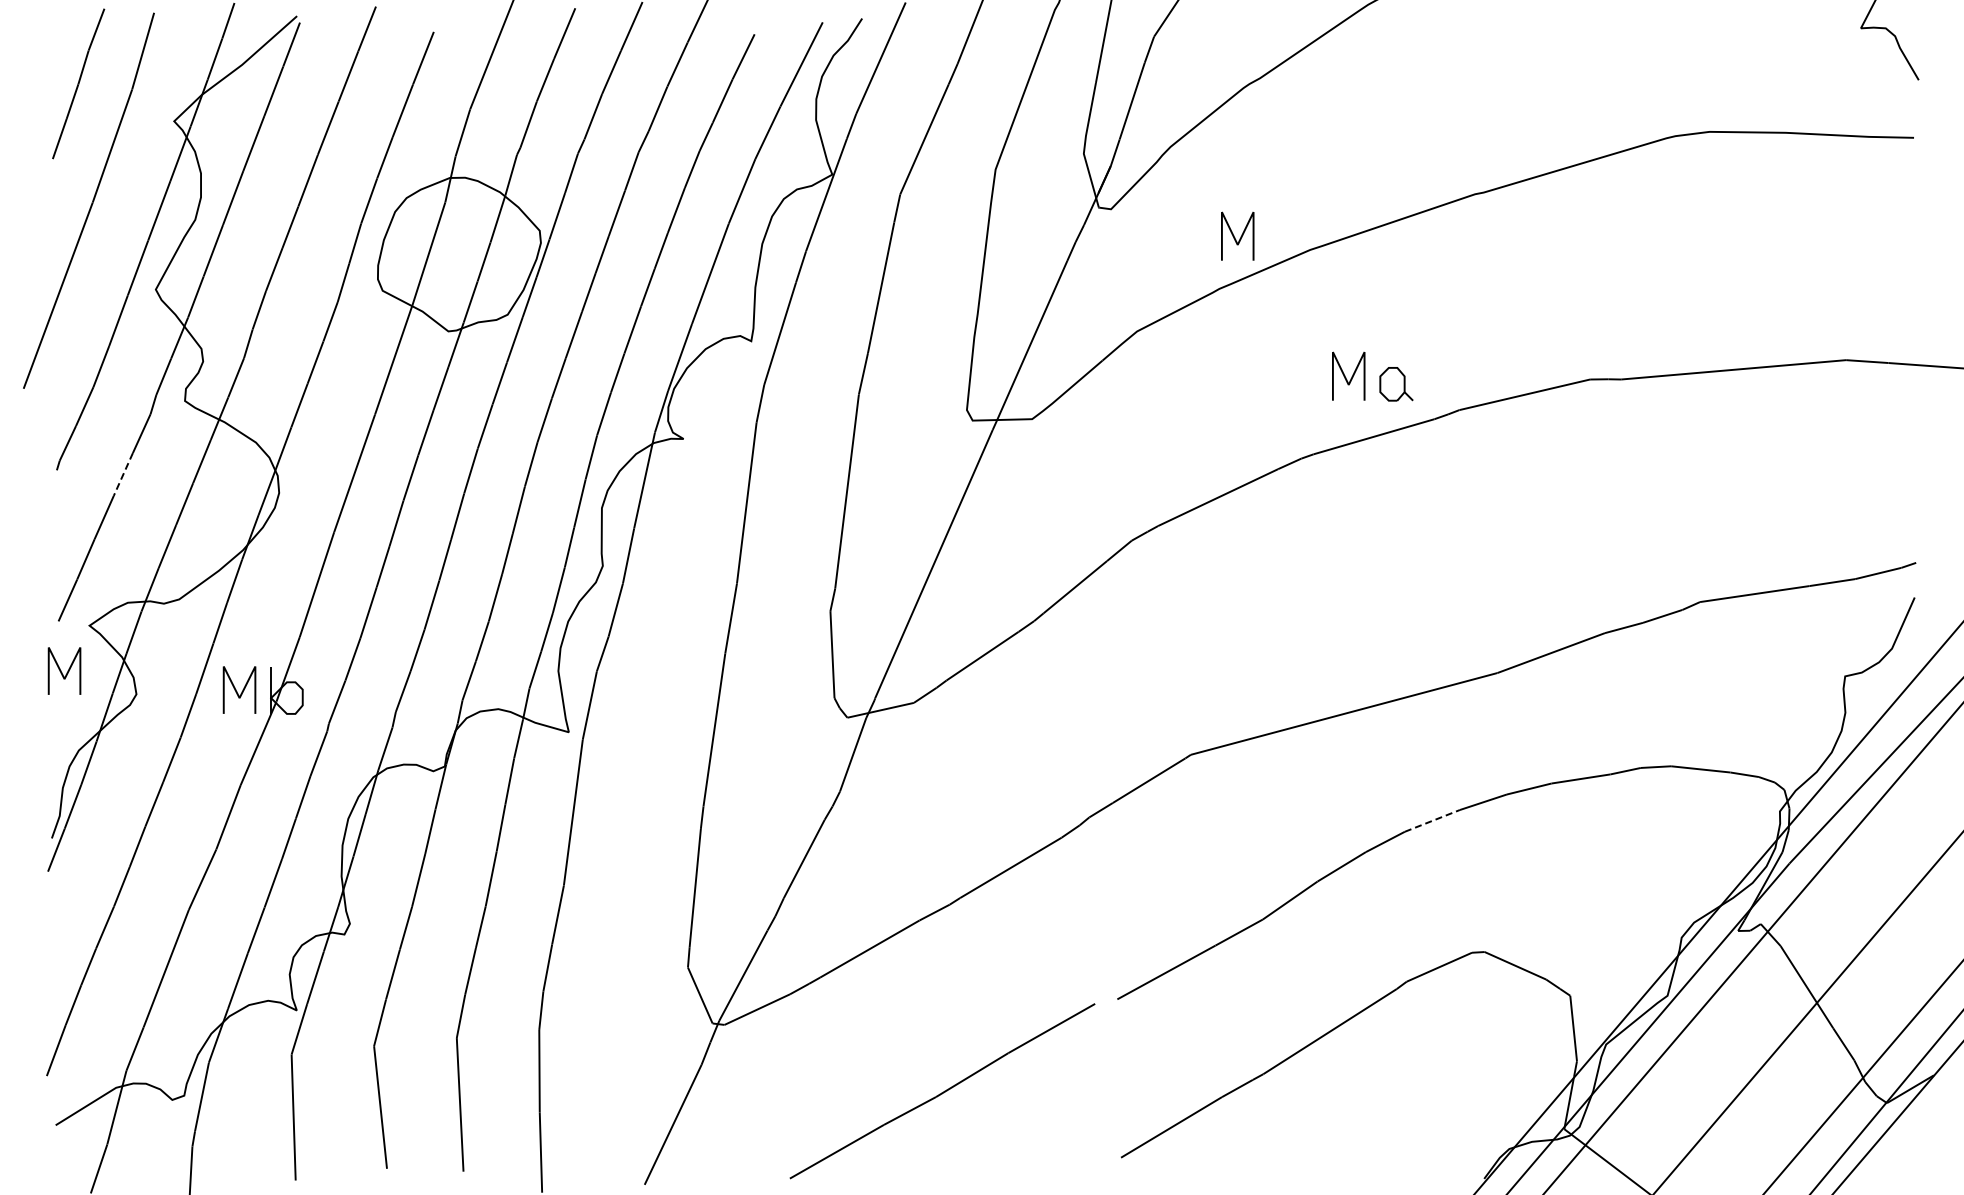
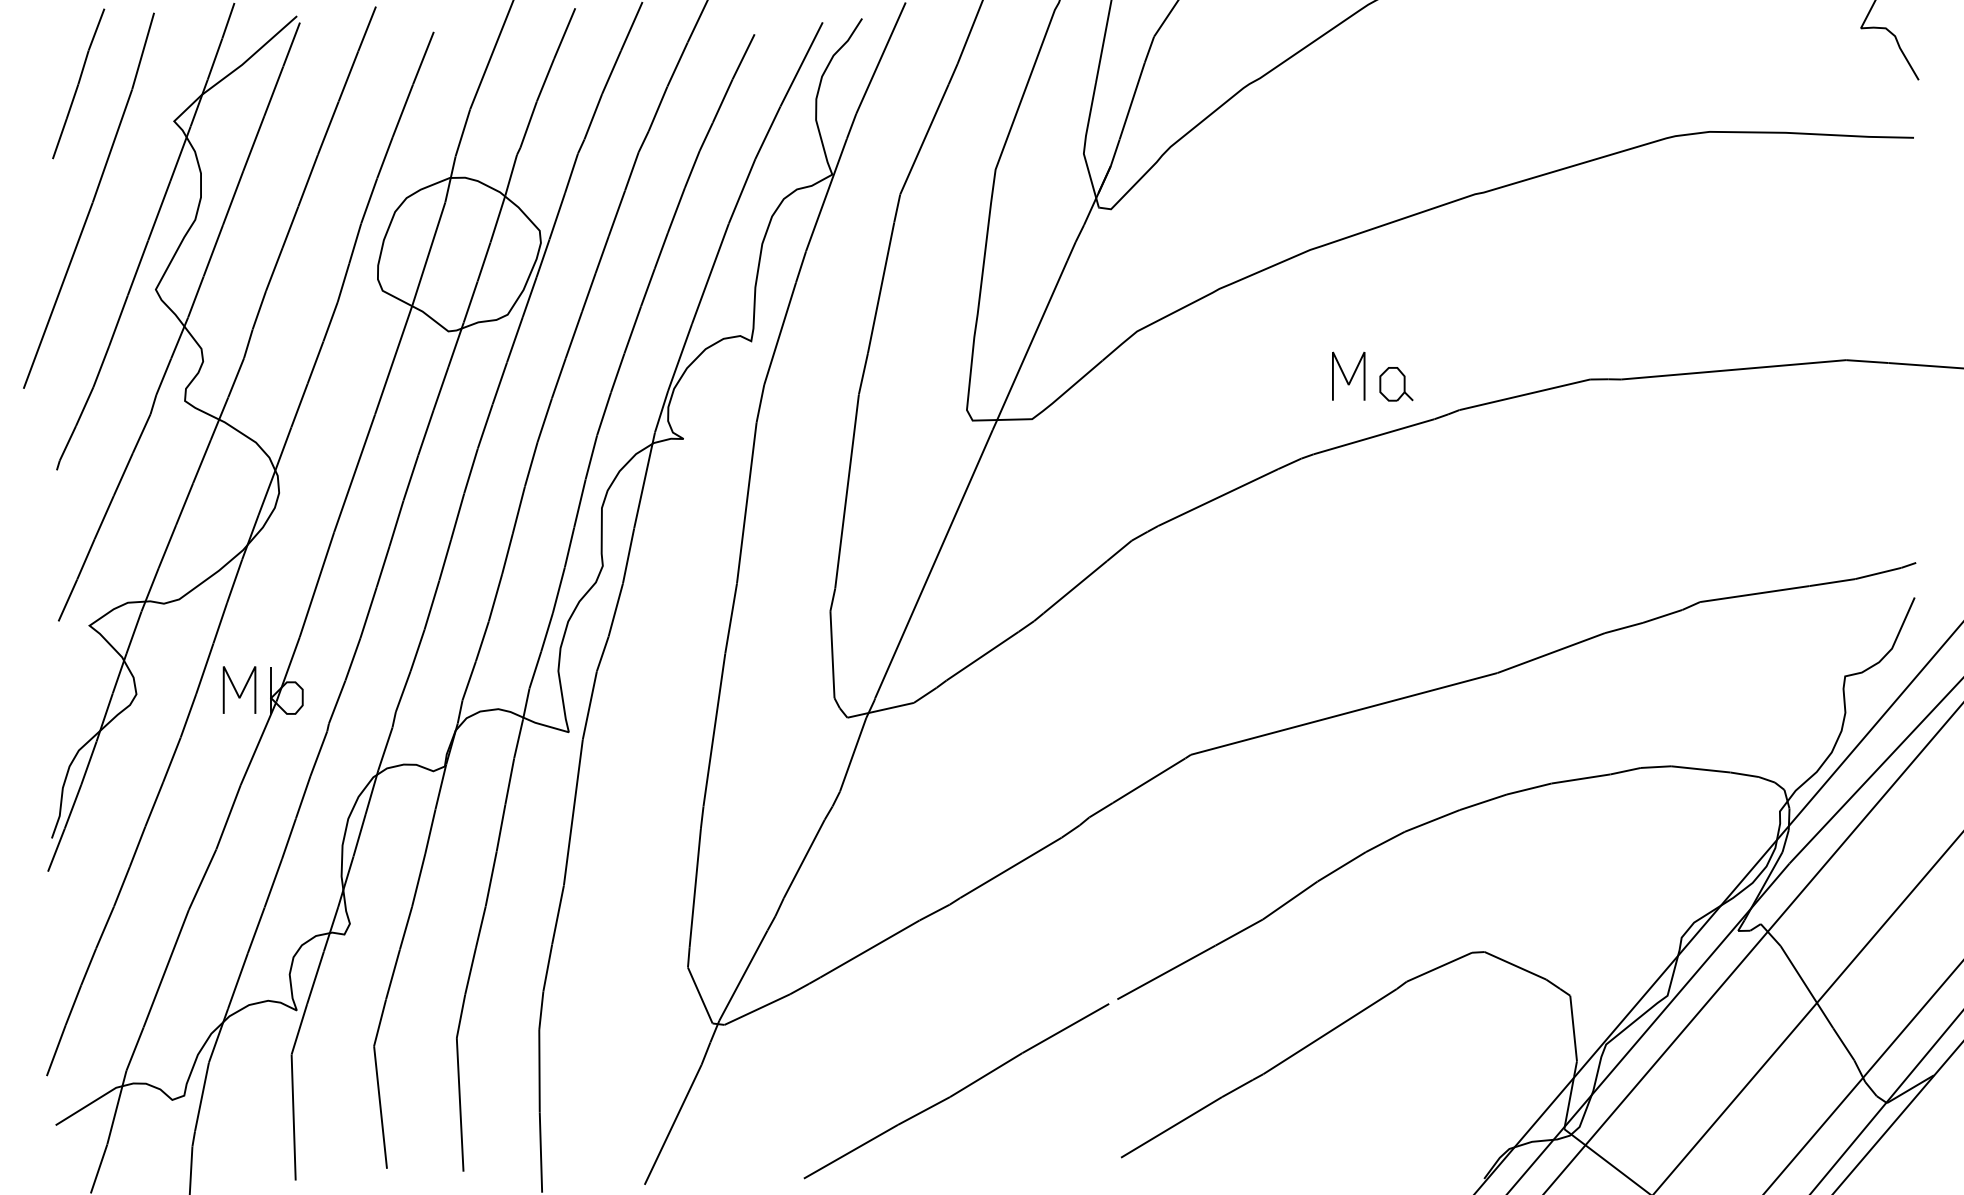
line: present -> none (1235, 237)
line: dashed -> solid (123, 474)
line: present -> none (62, 672)
line: dashed -> solid (1432, 820)
part position: (942, 1091) -> (956, 1091) (956, 1091)
